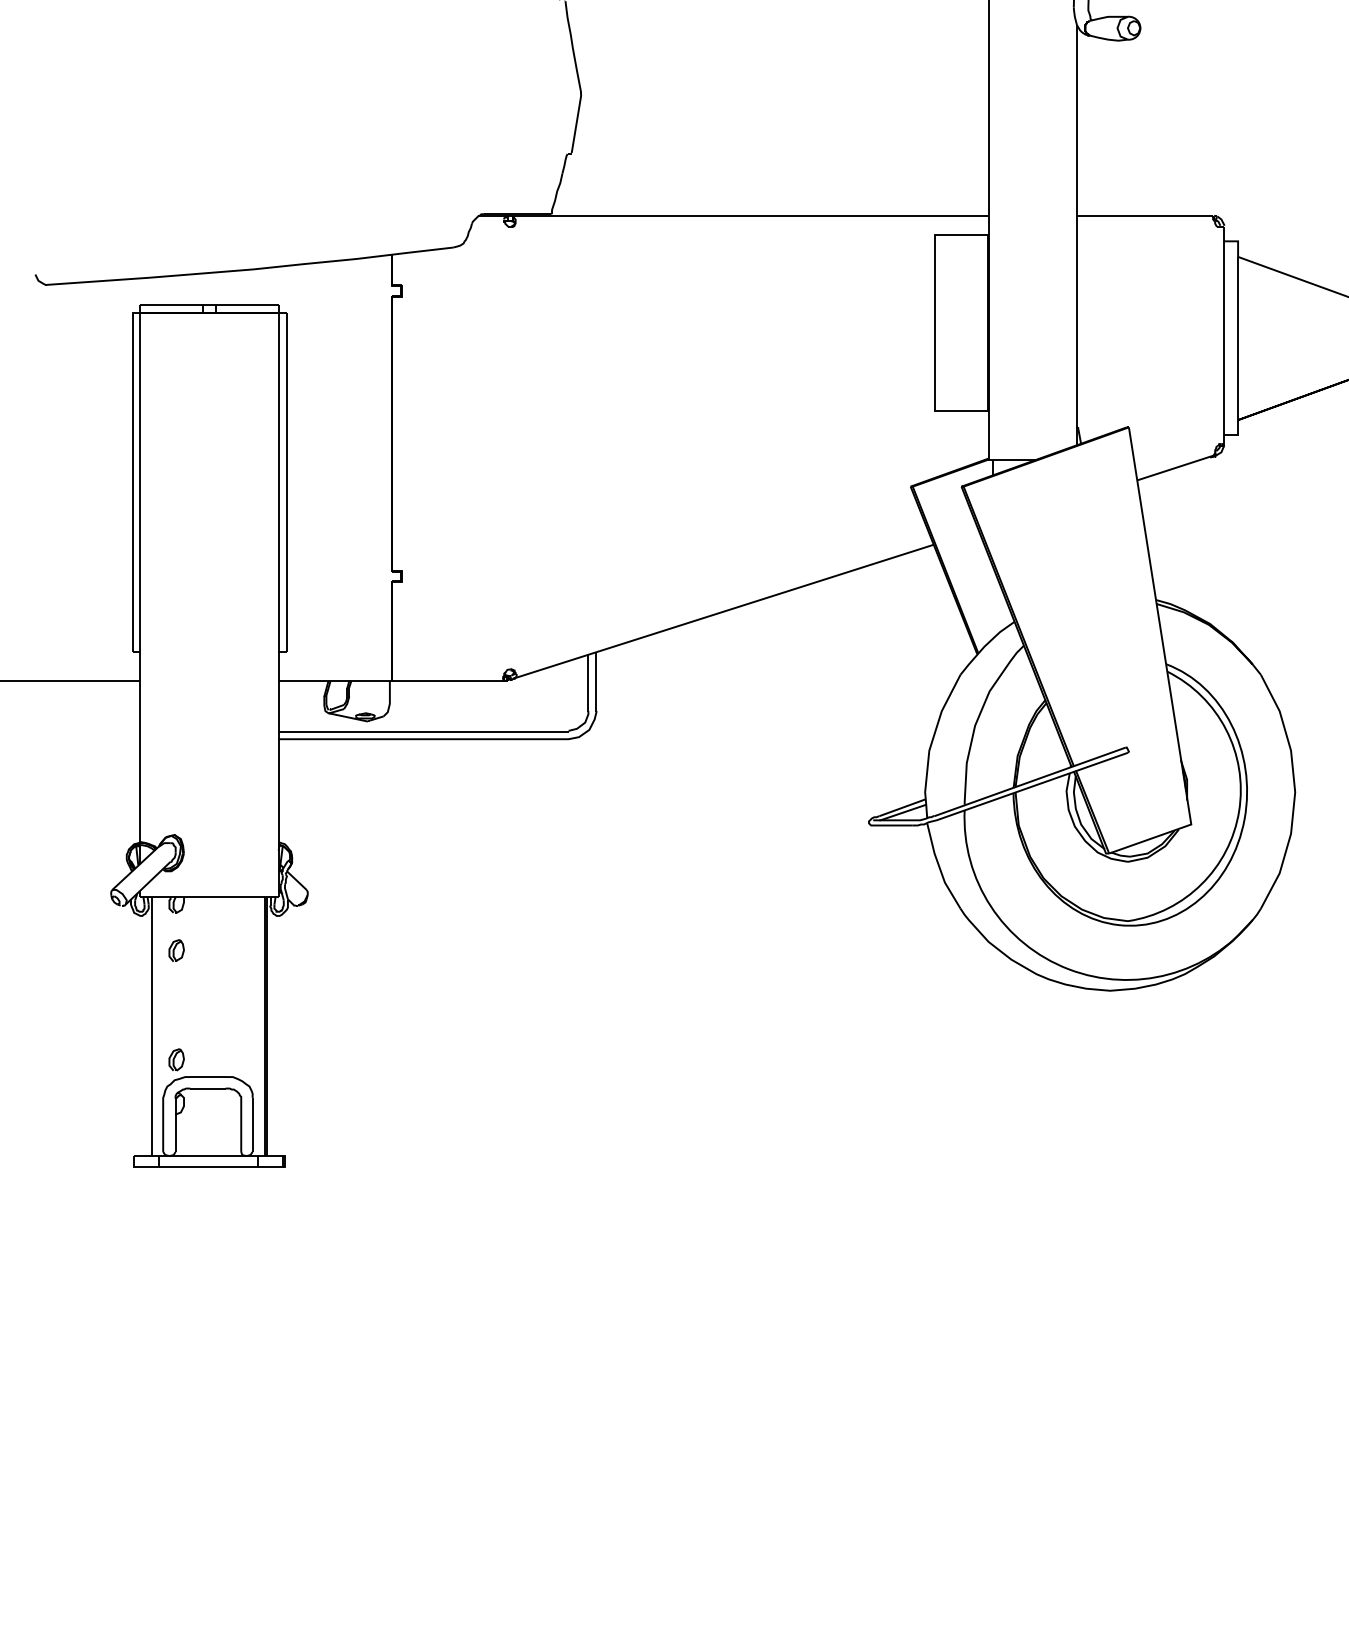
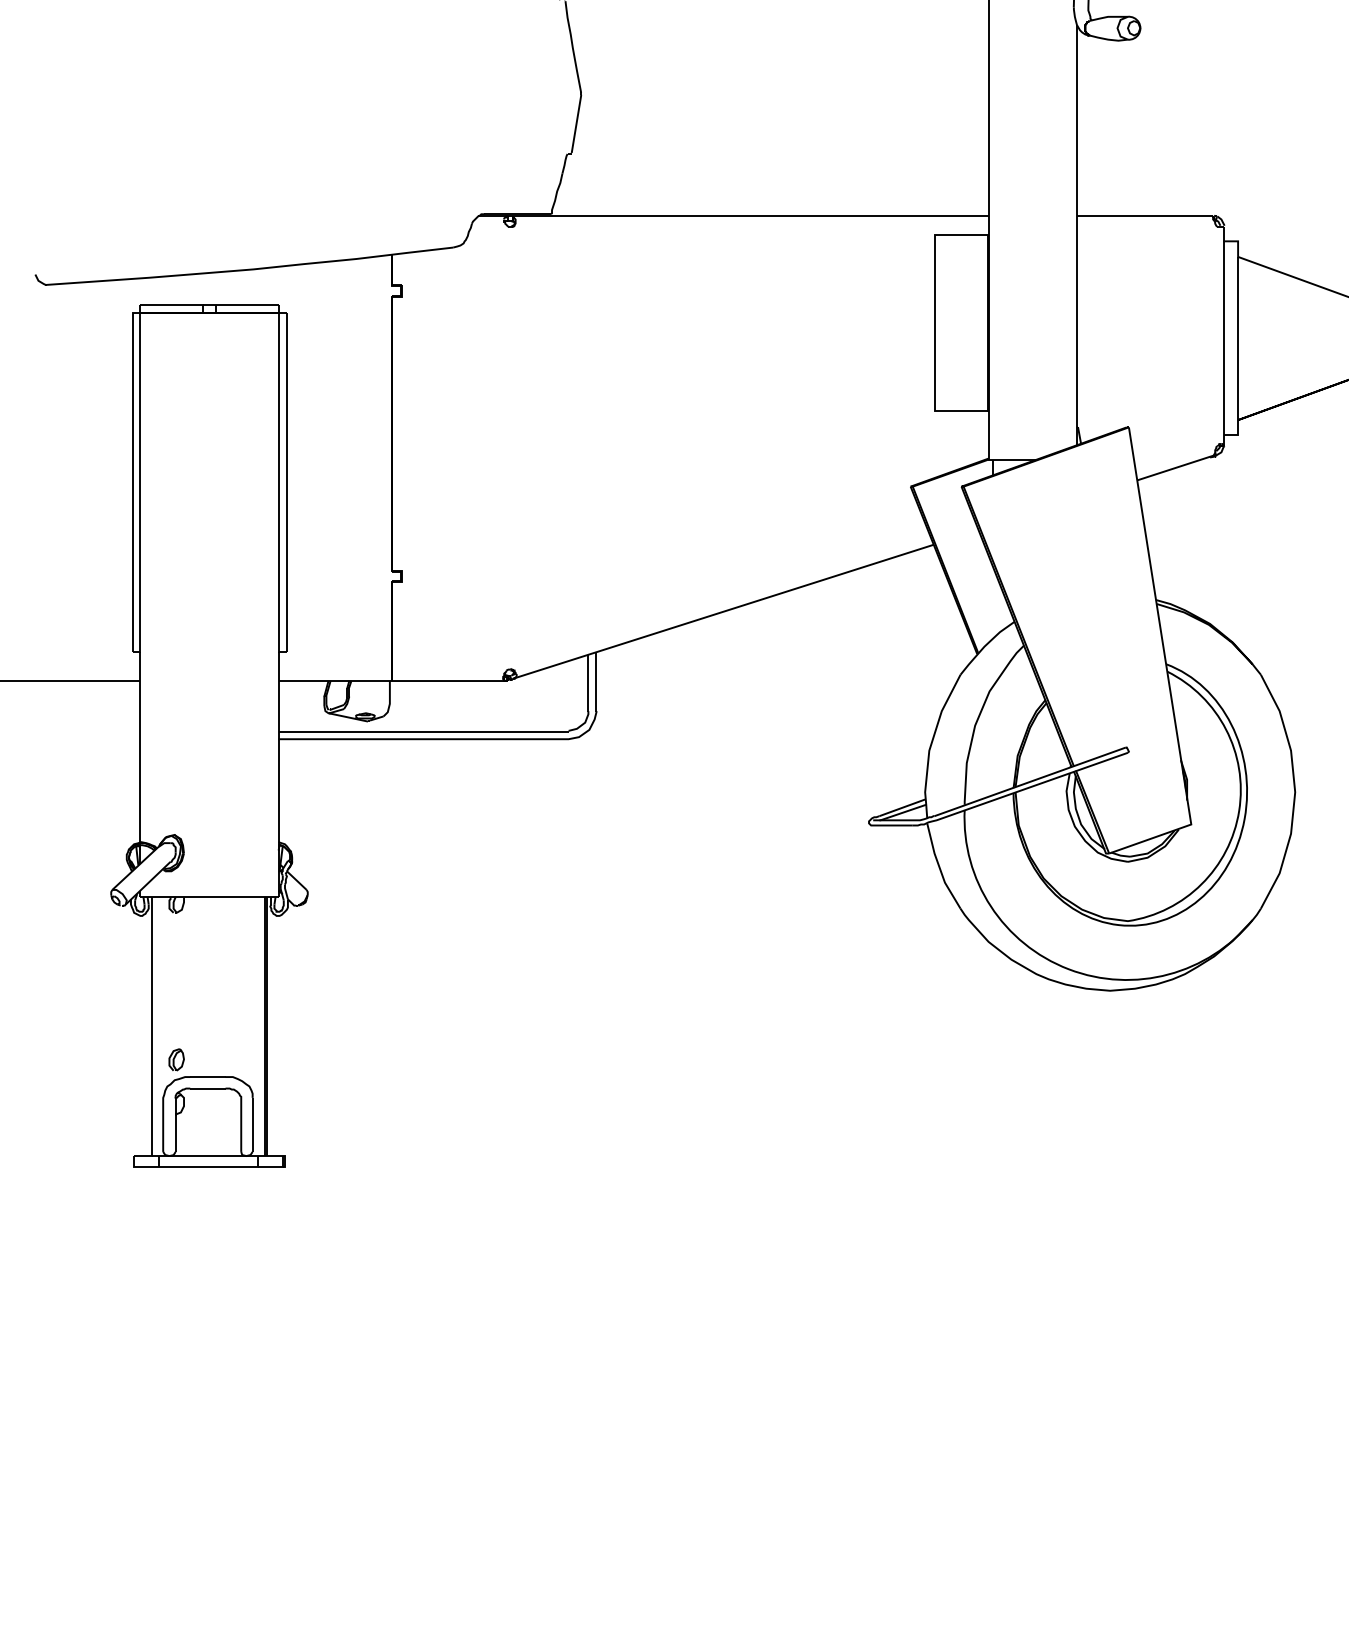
part: present -> none (176, 950)
